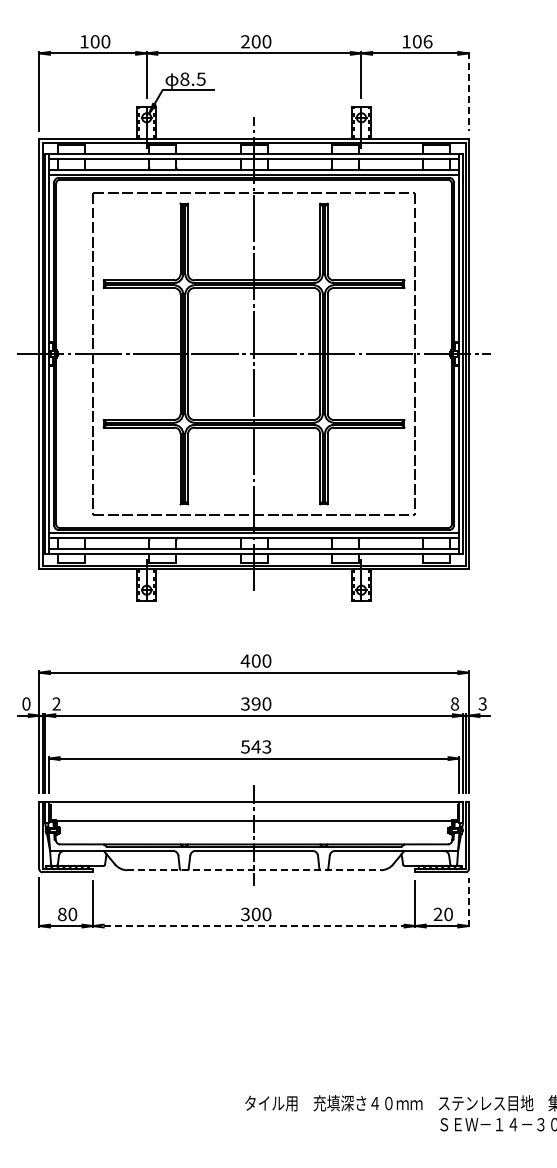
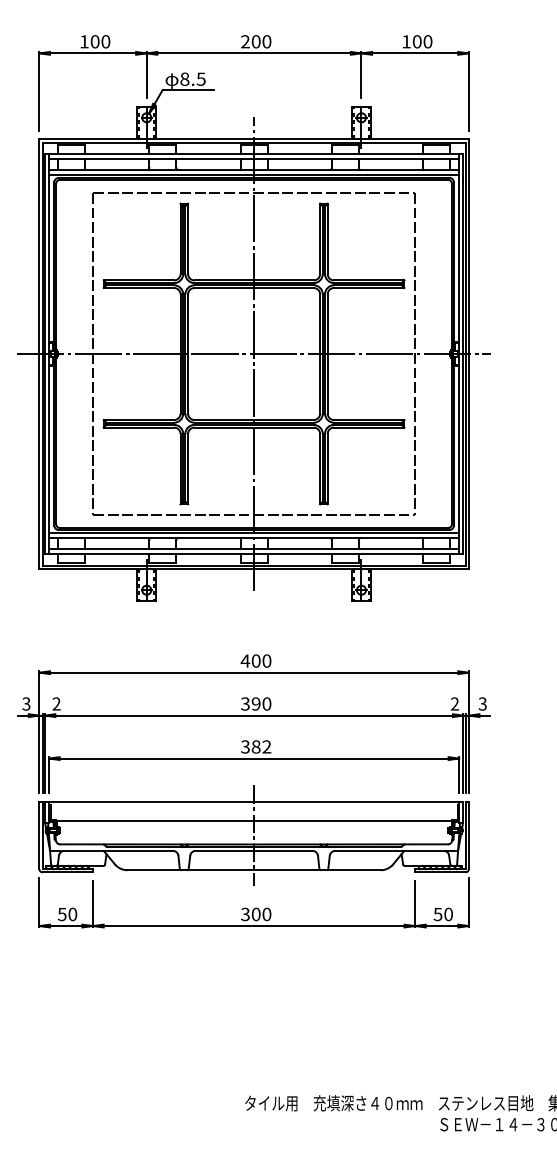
text: 106 -> 100 (427, 41)
line: dashed -> solid (468, 91)
text: 0 -> 3 (26, 703)
text: 8 -> 2 (455, 703)
text: 543 -> 382 (256, 746)
line: dashed -> solid (254, 870)
line: dashed -> solid (468, 902)
text: 80 -> 50 (61, 914)
text: 20 -> 50 (437, 914)
line: dashed -> solid (254, 926)
